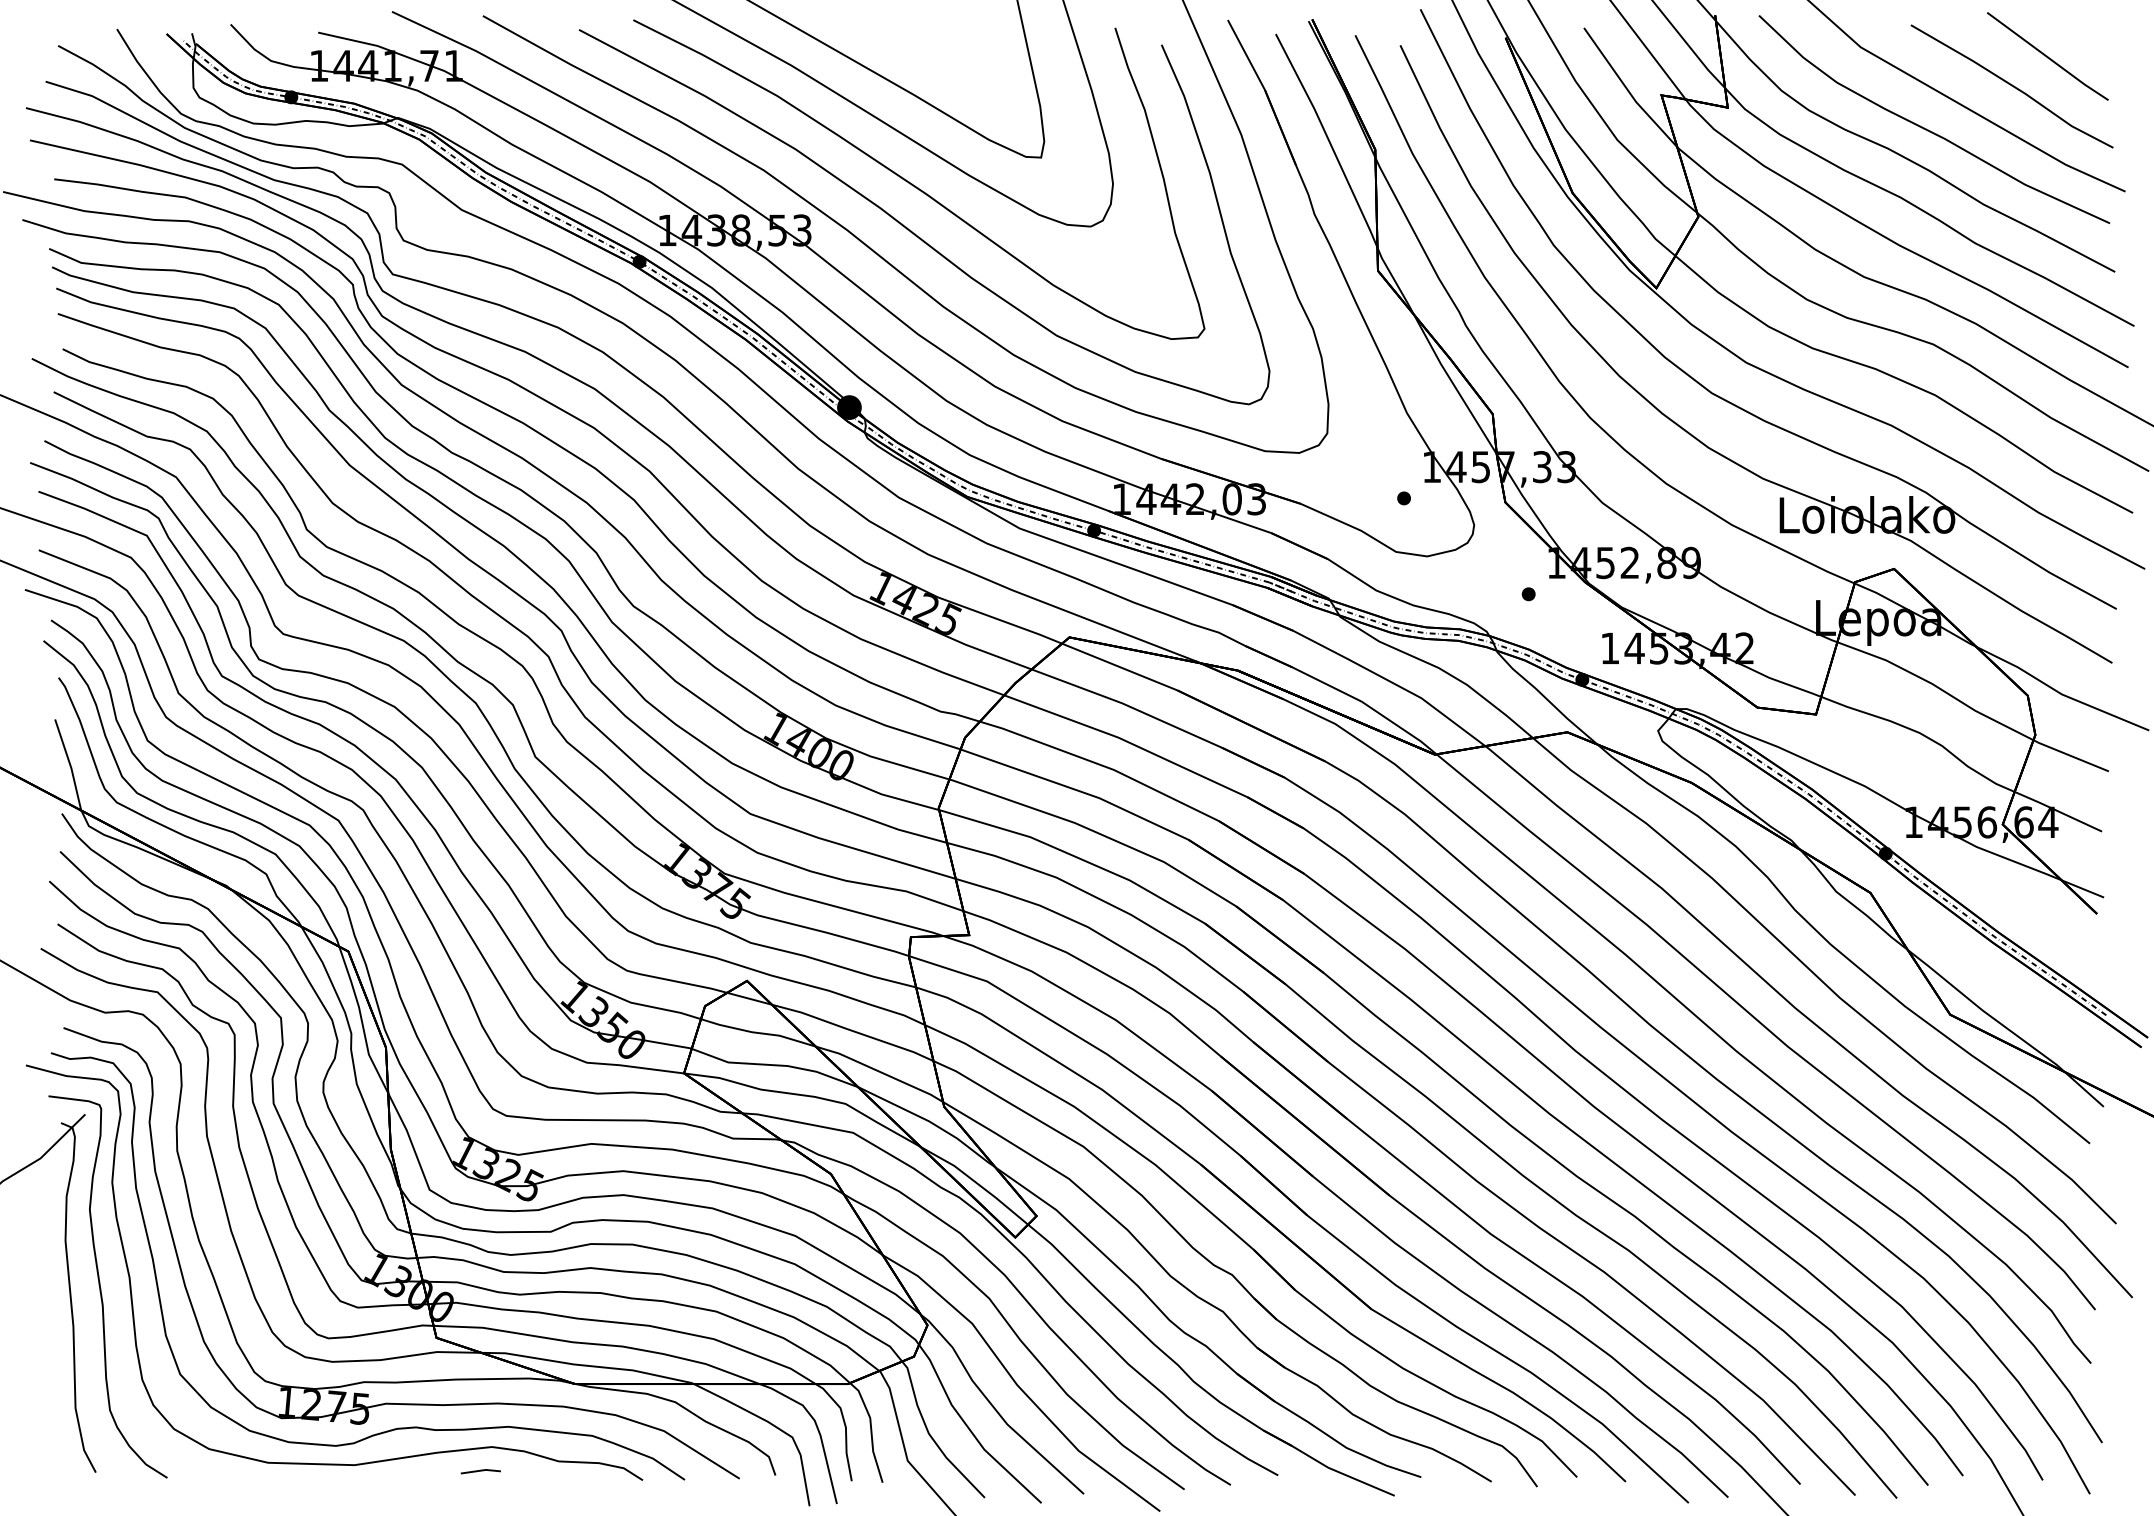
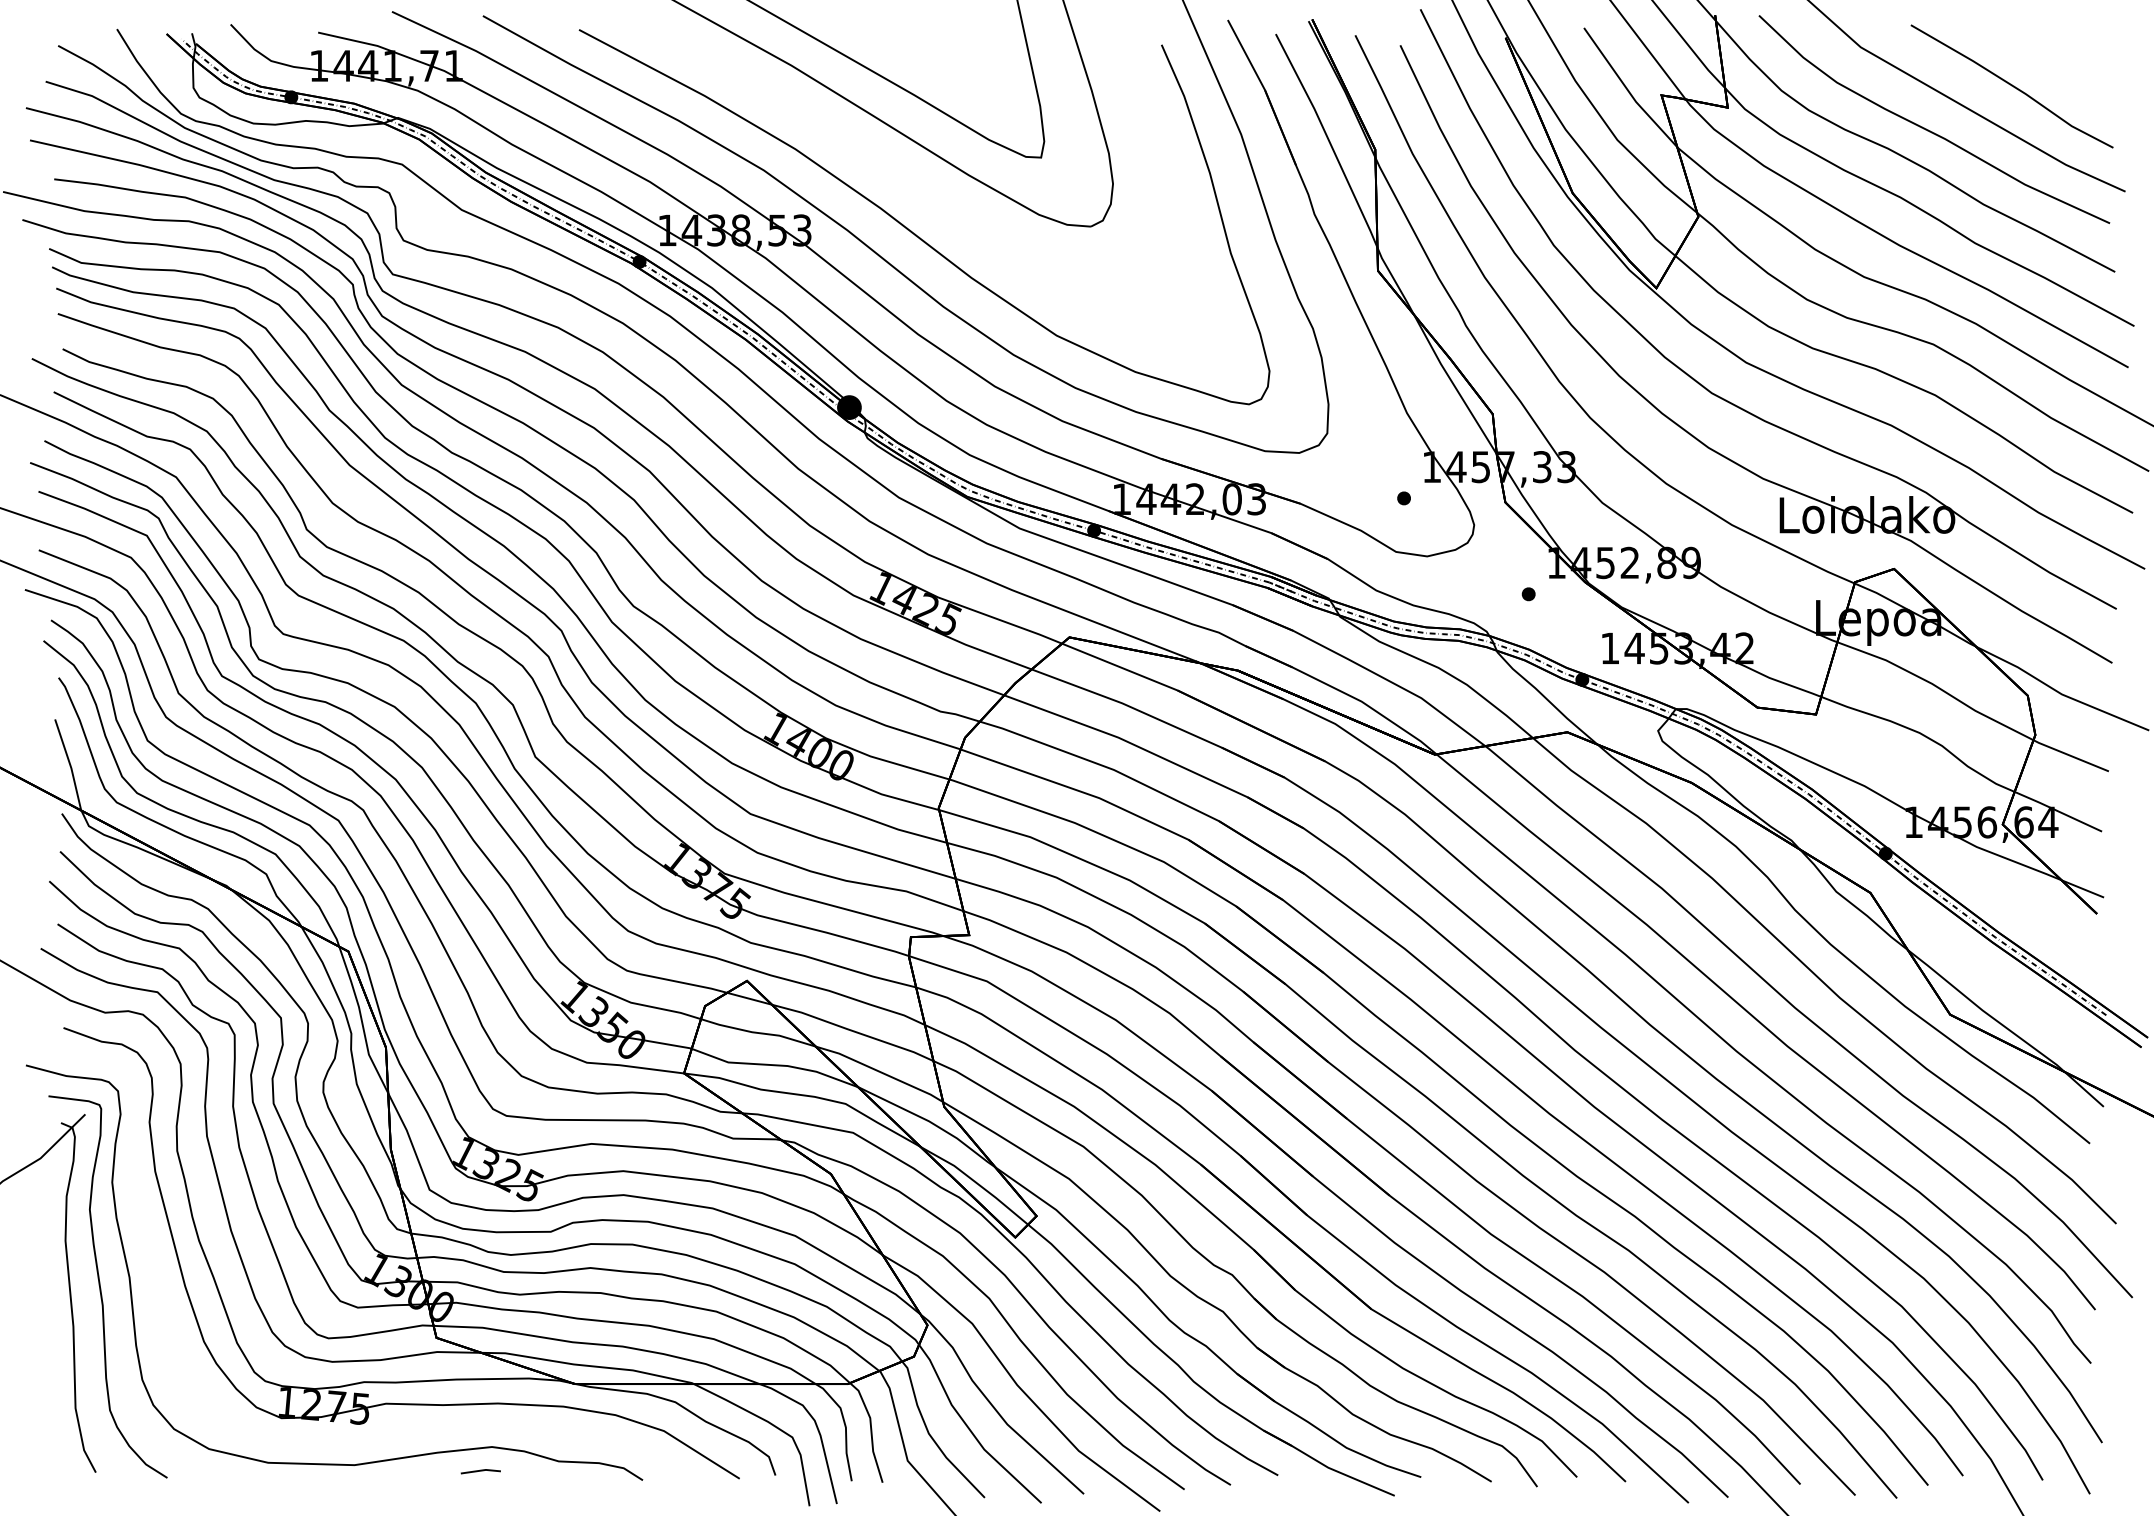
line: present -> none (2047, 56)
curve: present -> none (915, 185)
curve: present -> none (398, 1427)
